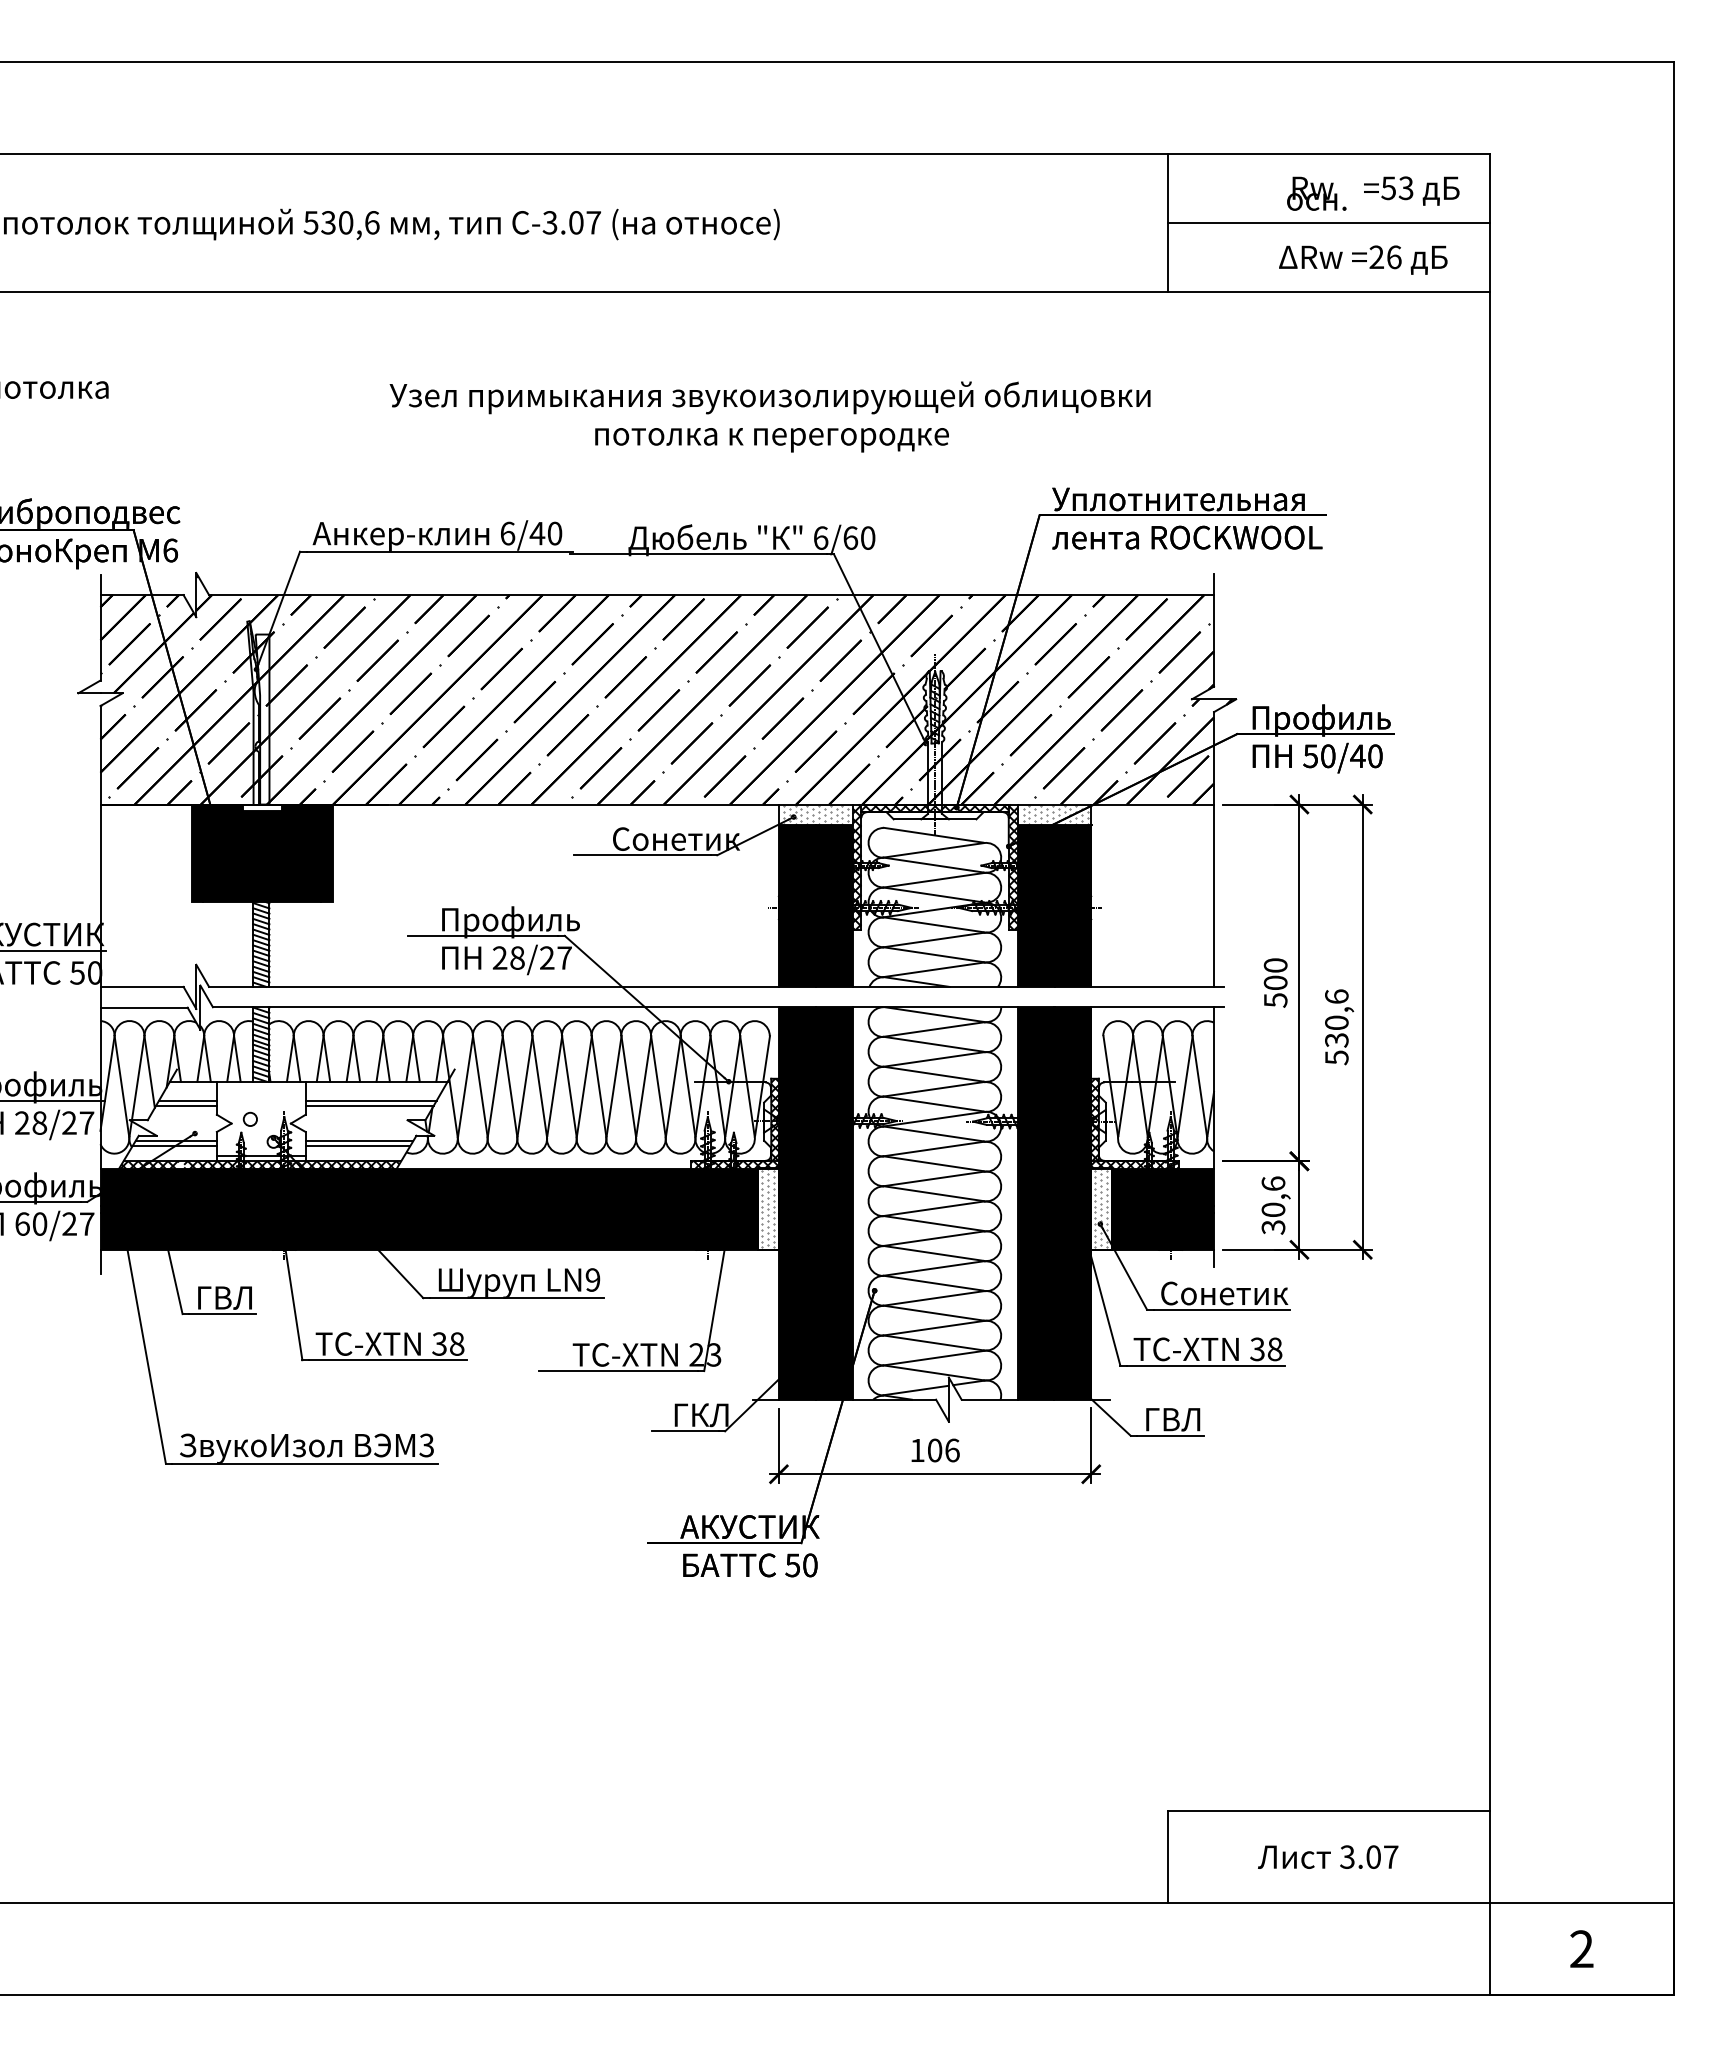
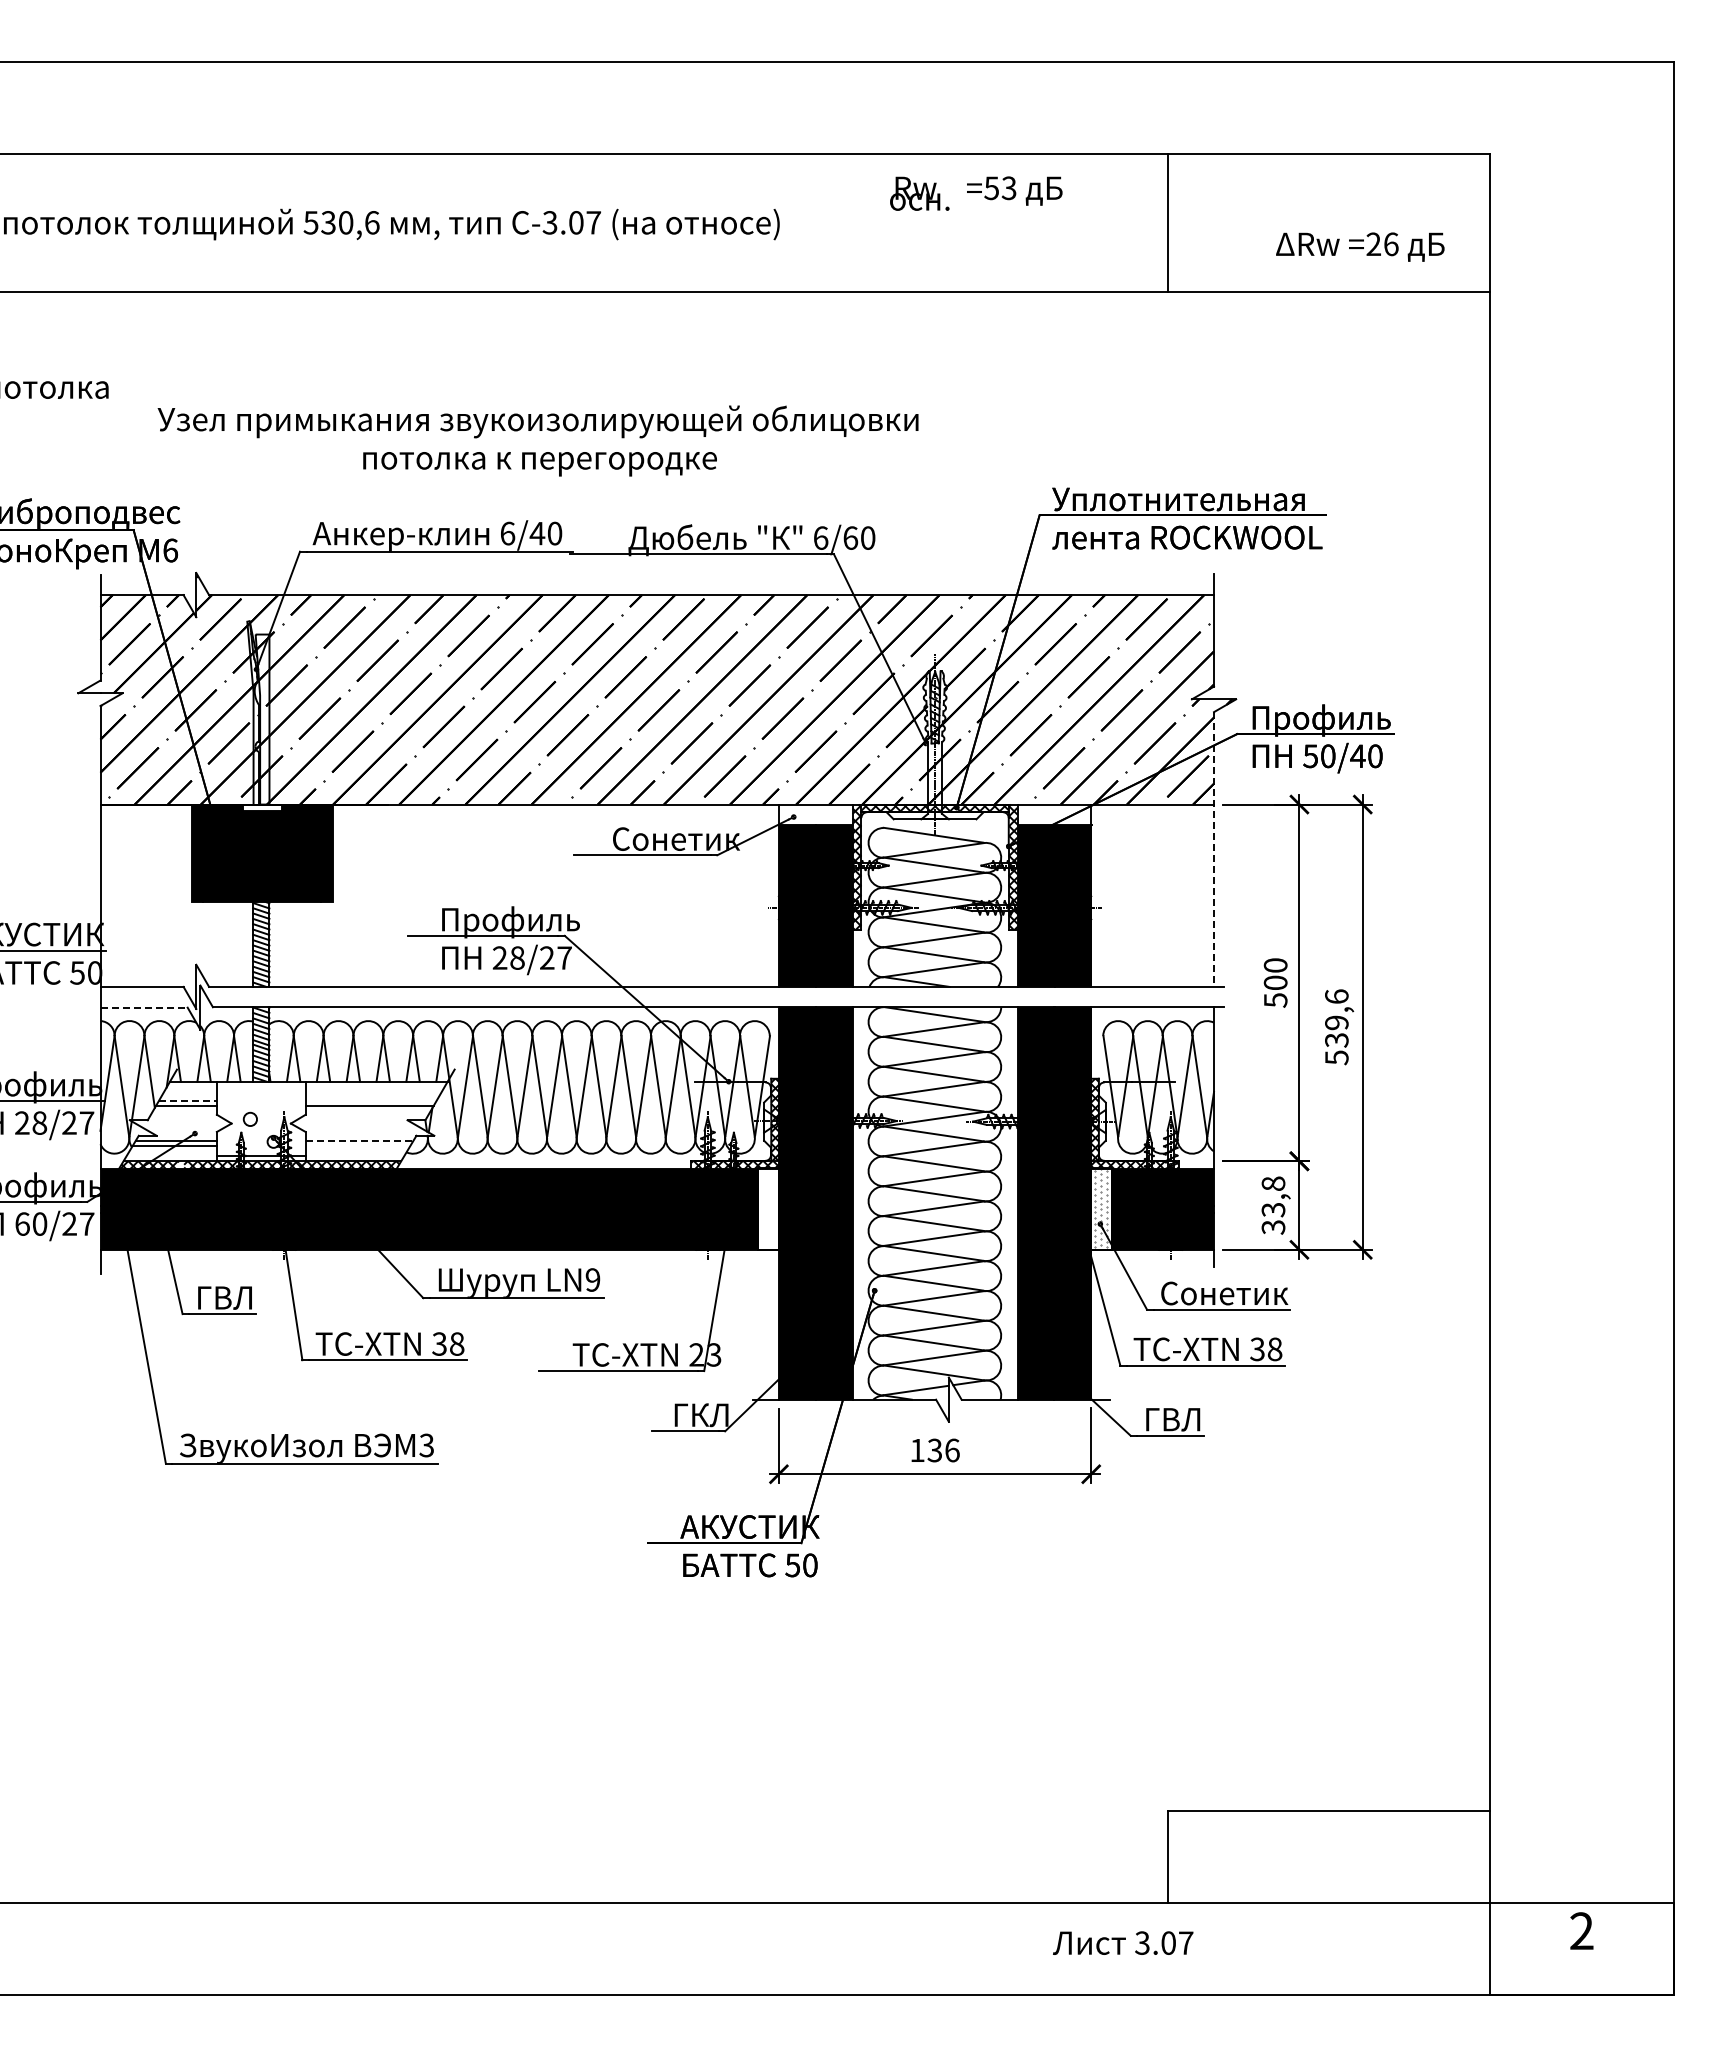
text position: (1373, 193) -> (976, 193) (976, 193)
line: present -> none (1328, 222)
text position: (1363, 259) -> (1360, 246) (1360, 246)
text position: (769, 416) -> (537, 440) (537, 440)
hatch: present -> none (815, 814)
hatch: present -> none (1055, 814)
line: solid -> dashed (1214, 850)
line: solid -> dashed (144, 1007)
text: 530,6 -> 539,6 (1336, 1022)
line: solid -> dashed (188, 1100)
line: present -> none (370, 1100)
line: solid -> dashed (359, 1140)
line: present -> none (357, 1145)
text: 30,6 -> 33,8 (1273, 1196)
hatch: present -> none (767, 1207)
text: 106 -> 136 (934, 1450)
text position: (1328, 1856) -> (1123, 1942) (1123, 1942)
text position: (1581, 1948) -> (1581, 1930) (1581, 1930)
